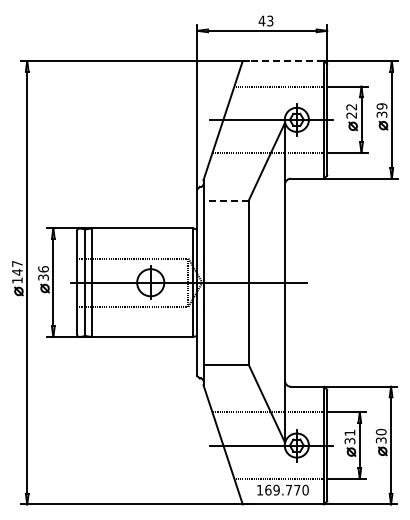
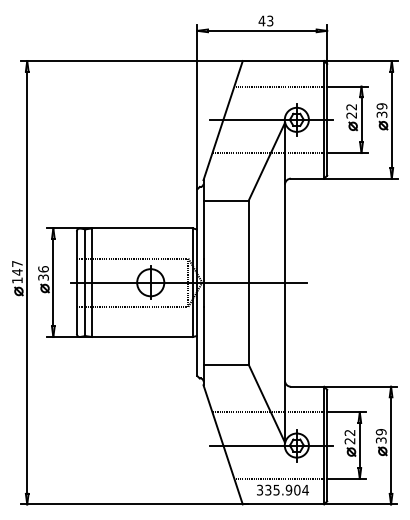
line: dashed -> solid (283, 61)
line: dashed -> solid (226, 200)
text: 30 -> 39 (381, 432)
text: 31 -> 22 (349, 437)
text: 169.770 -> 335.904 (282, 489)
